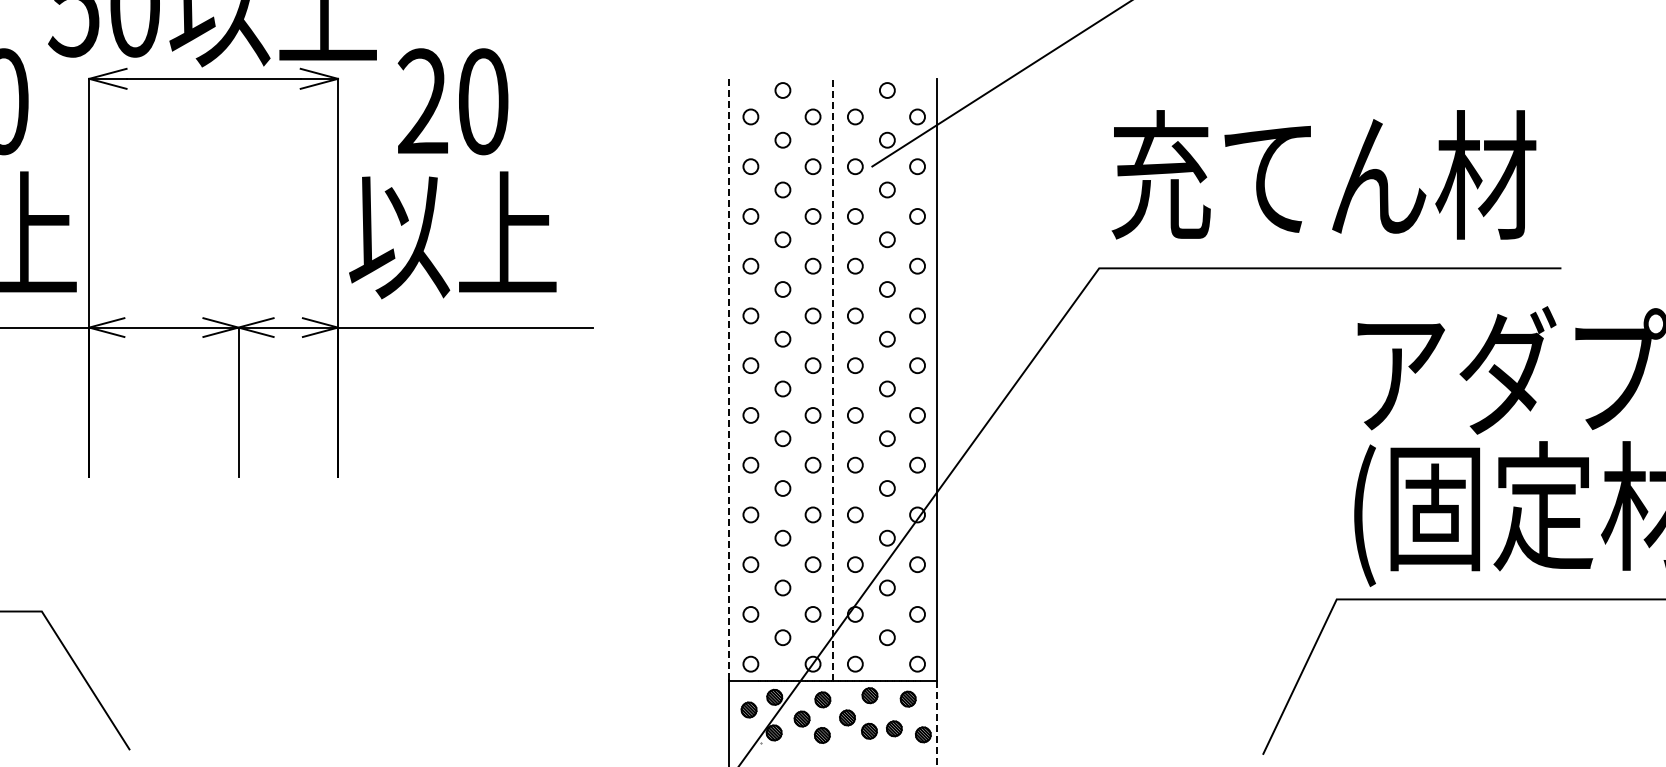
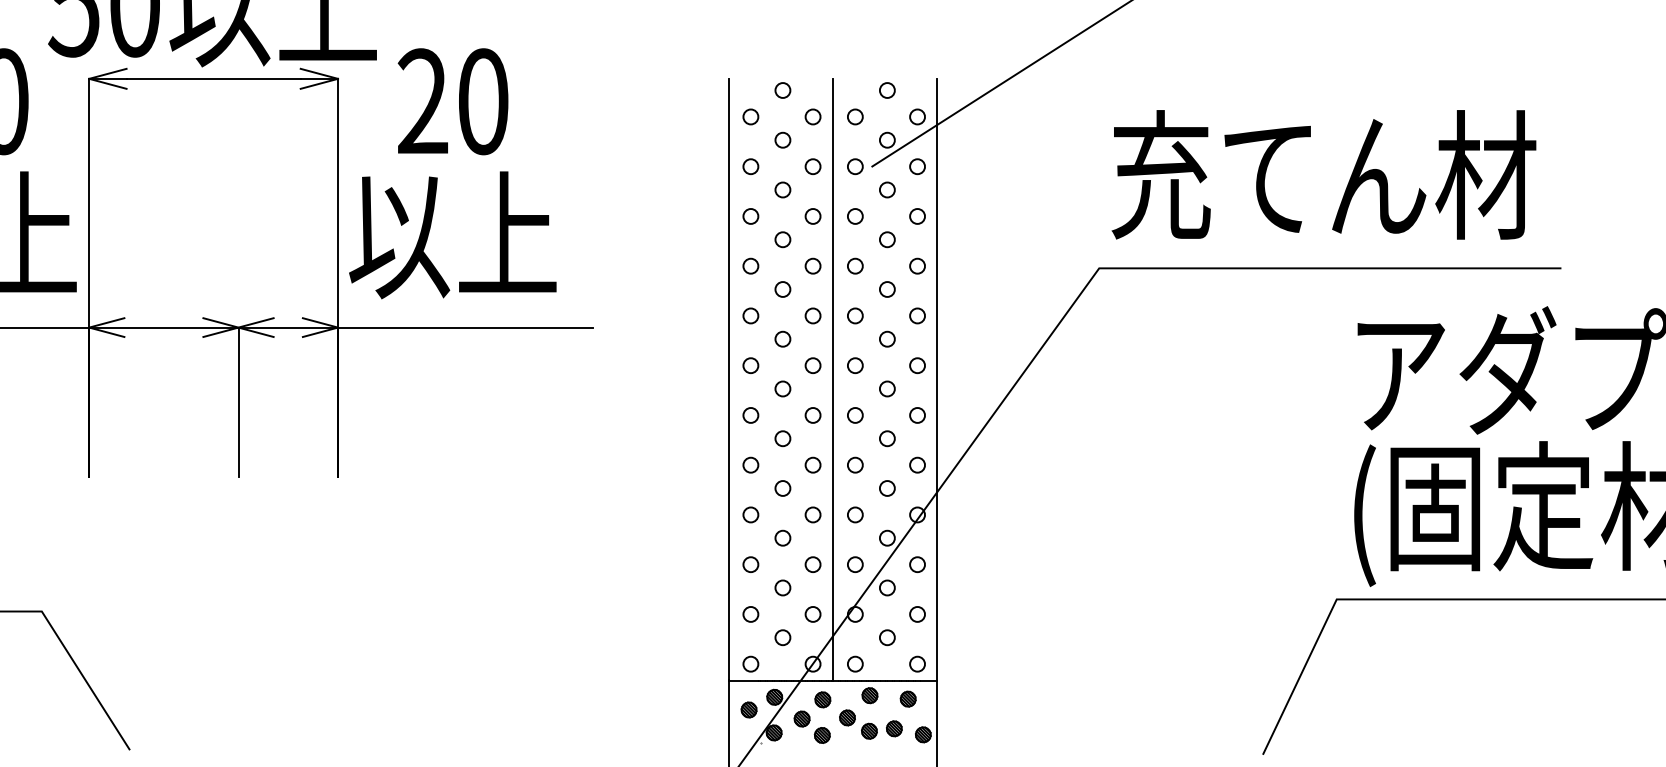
line: dashed -> solid (728, 379)
line: dashed -> solid (832, 379)
line: dashed -> solid (937, 723)
